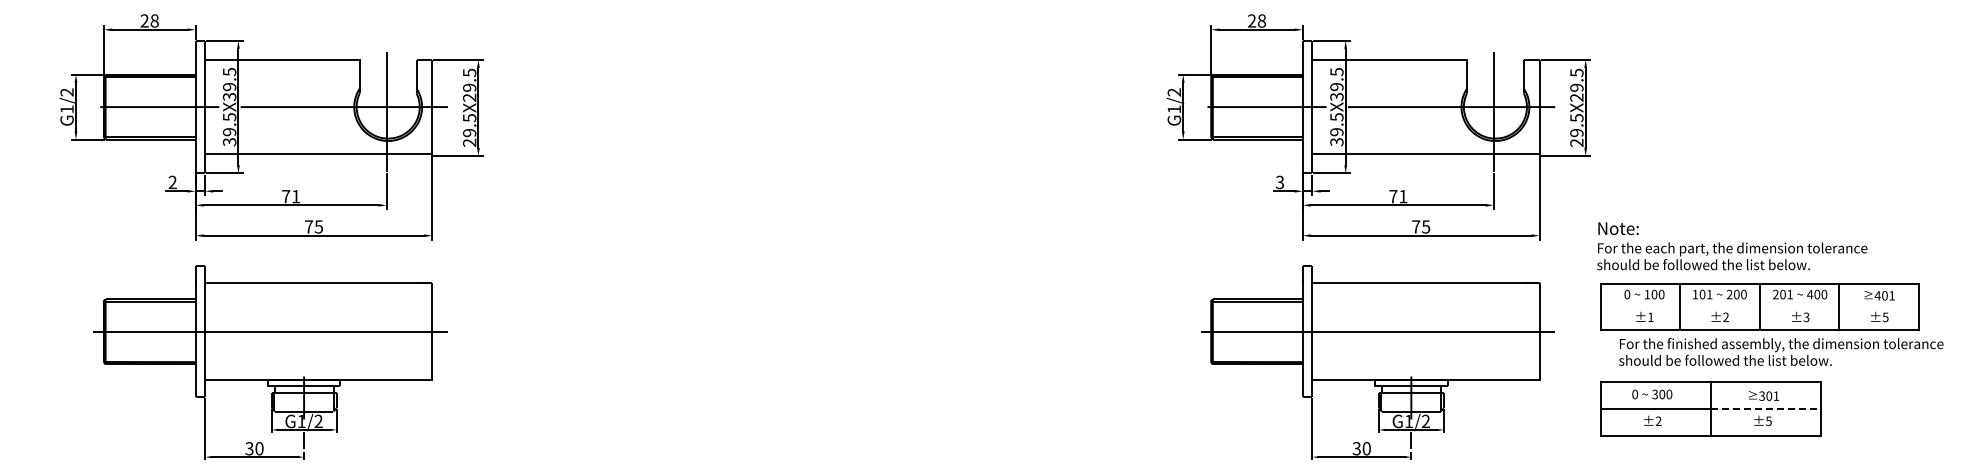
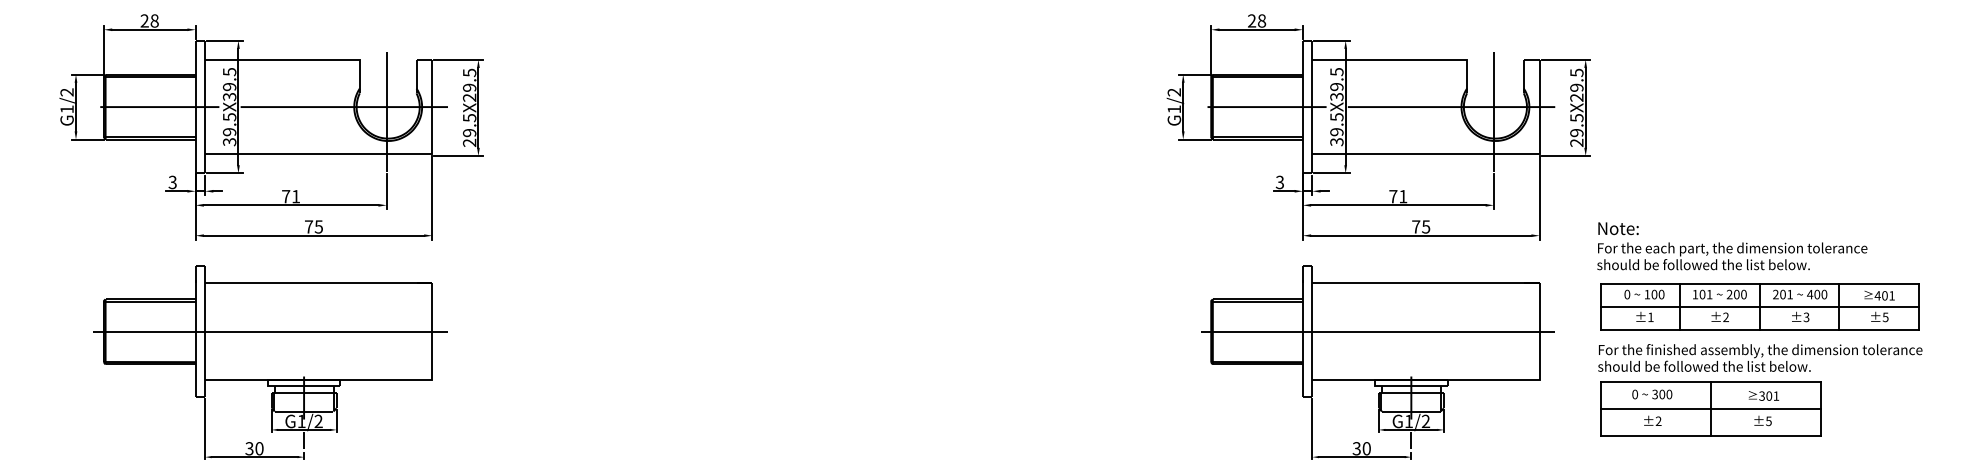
text: 2 -> 3 (172, 182)
line: none -> present (1759, 307)
text position: (1781, 351) -> (1760, 357) (1760, 357)
line: dashed -> solid (1766, 408)
